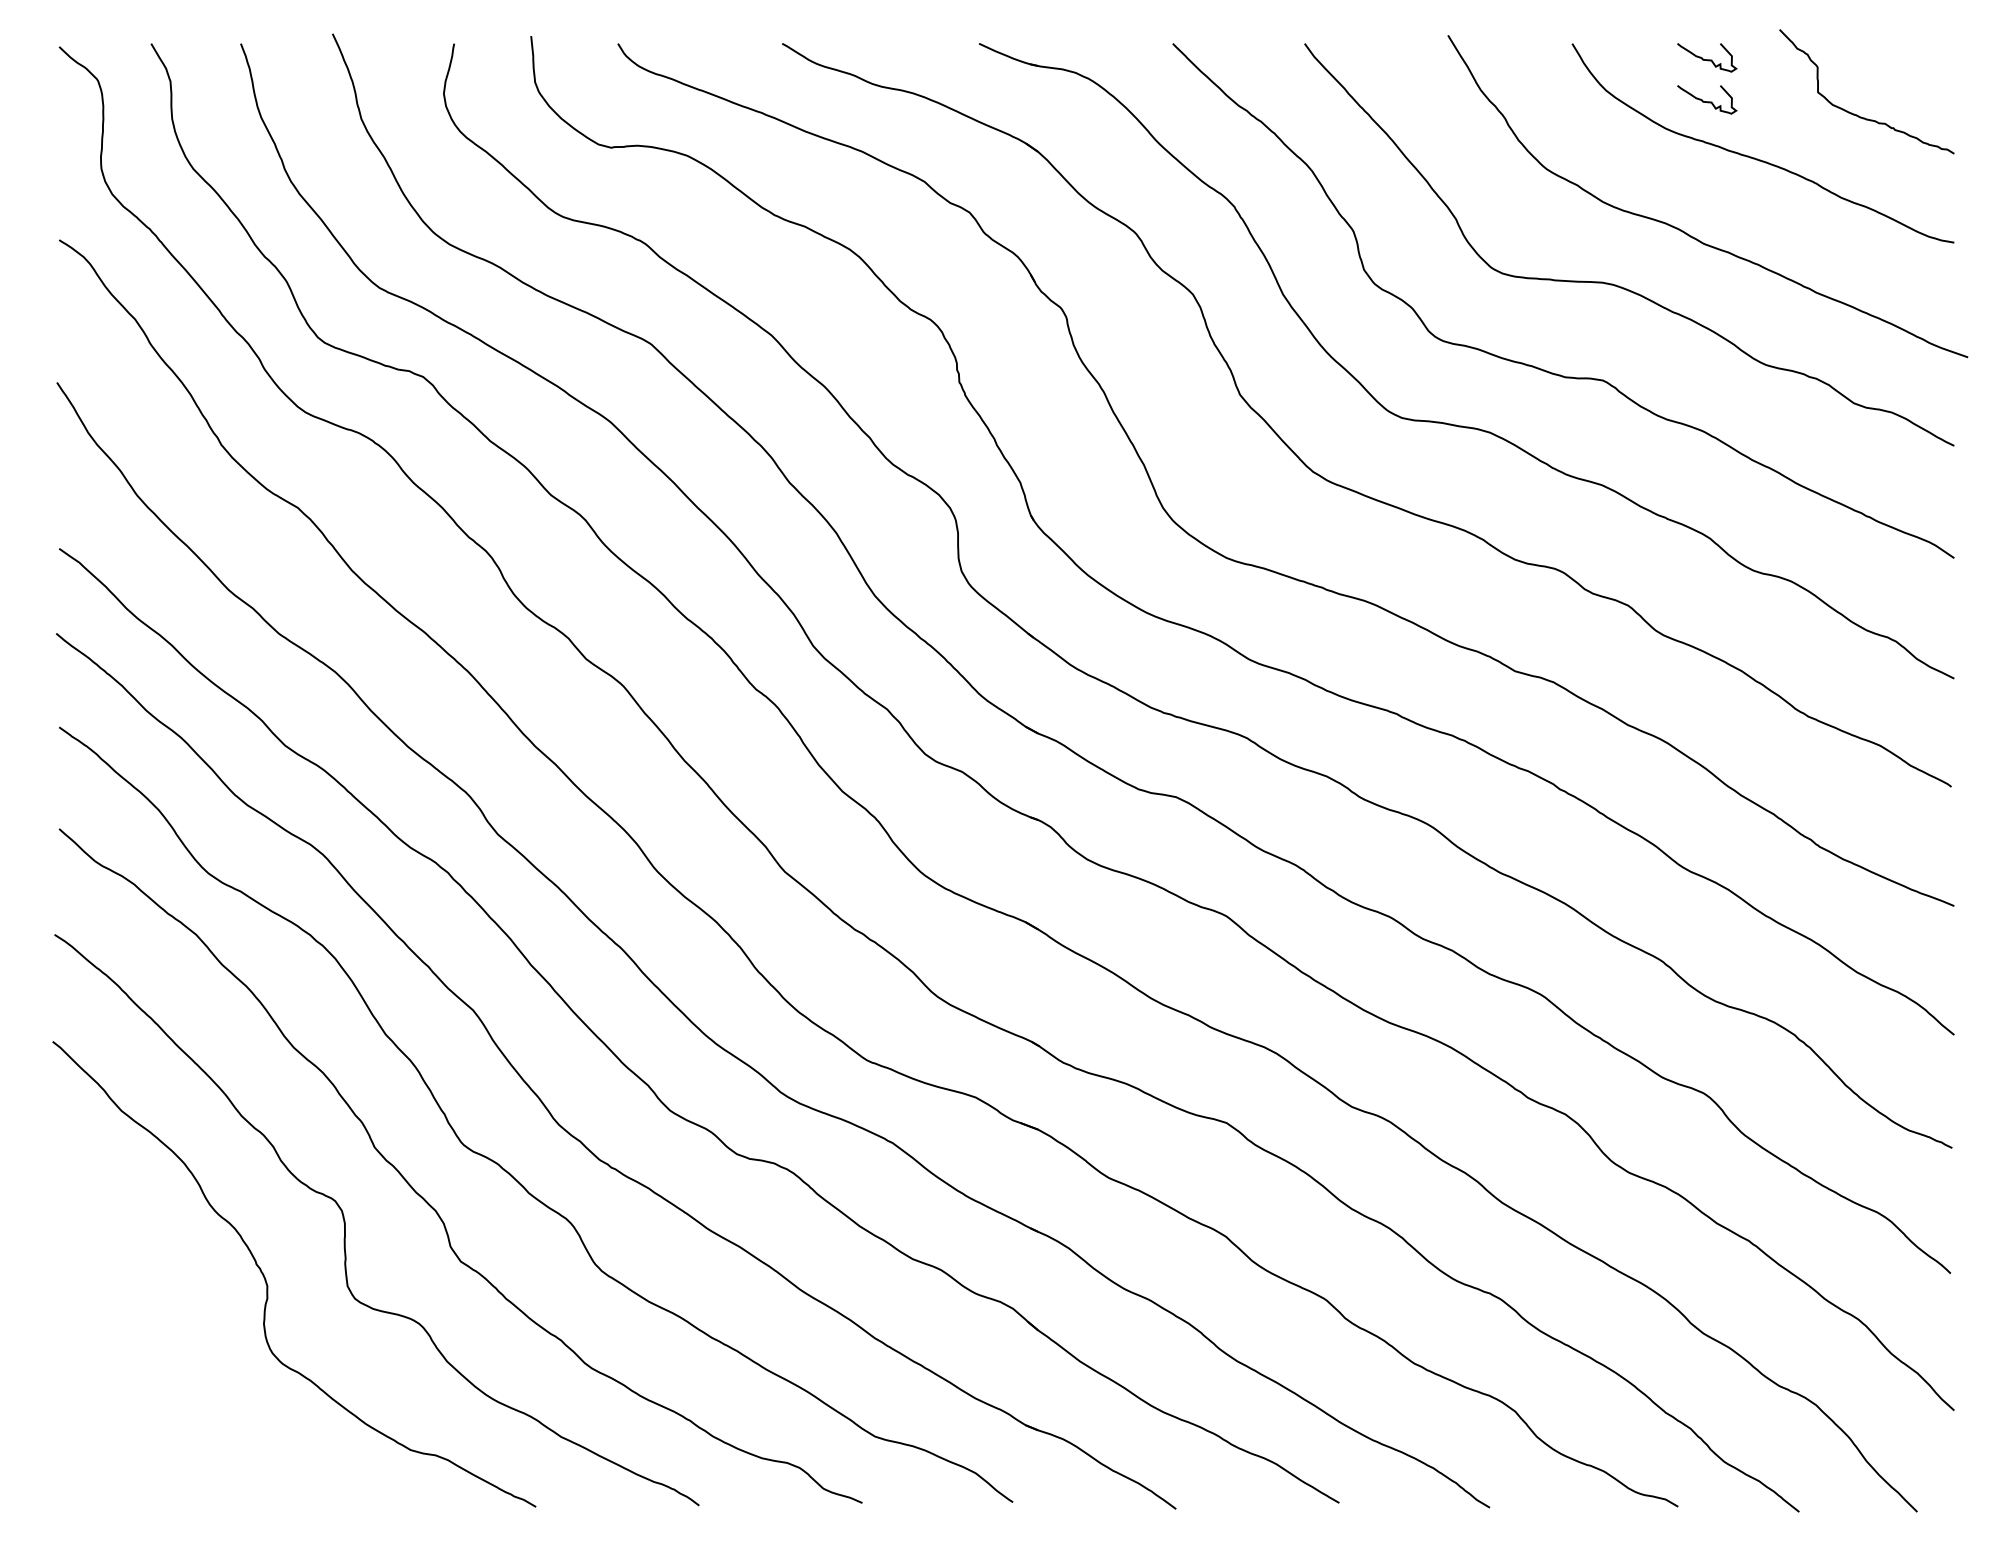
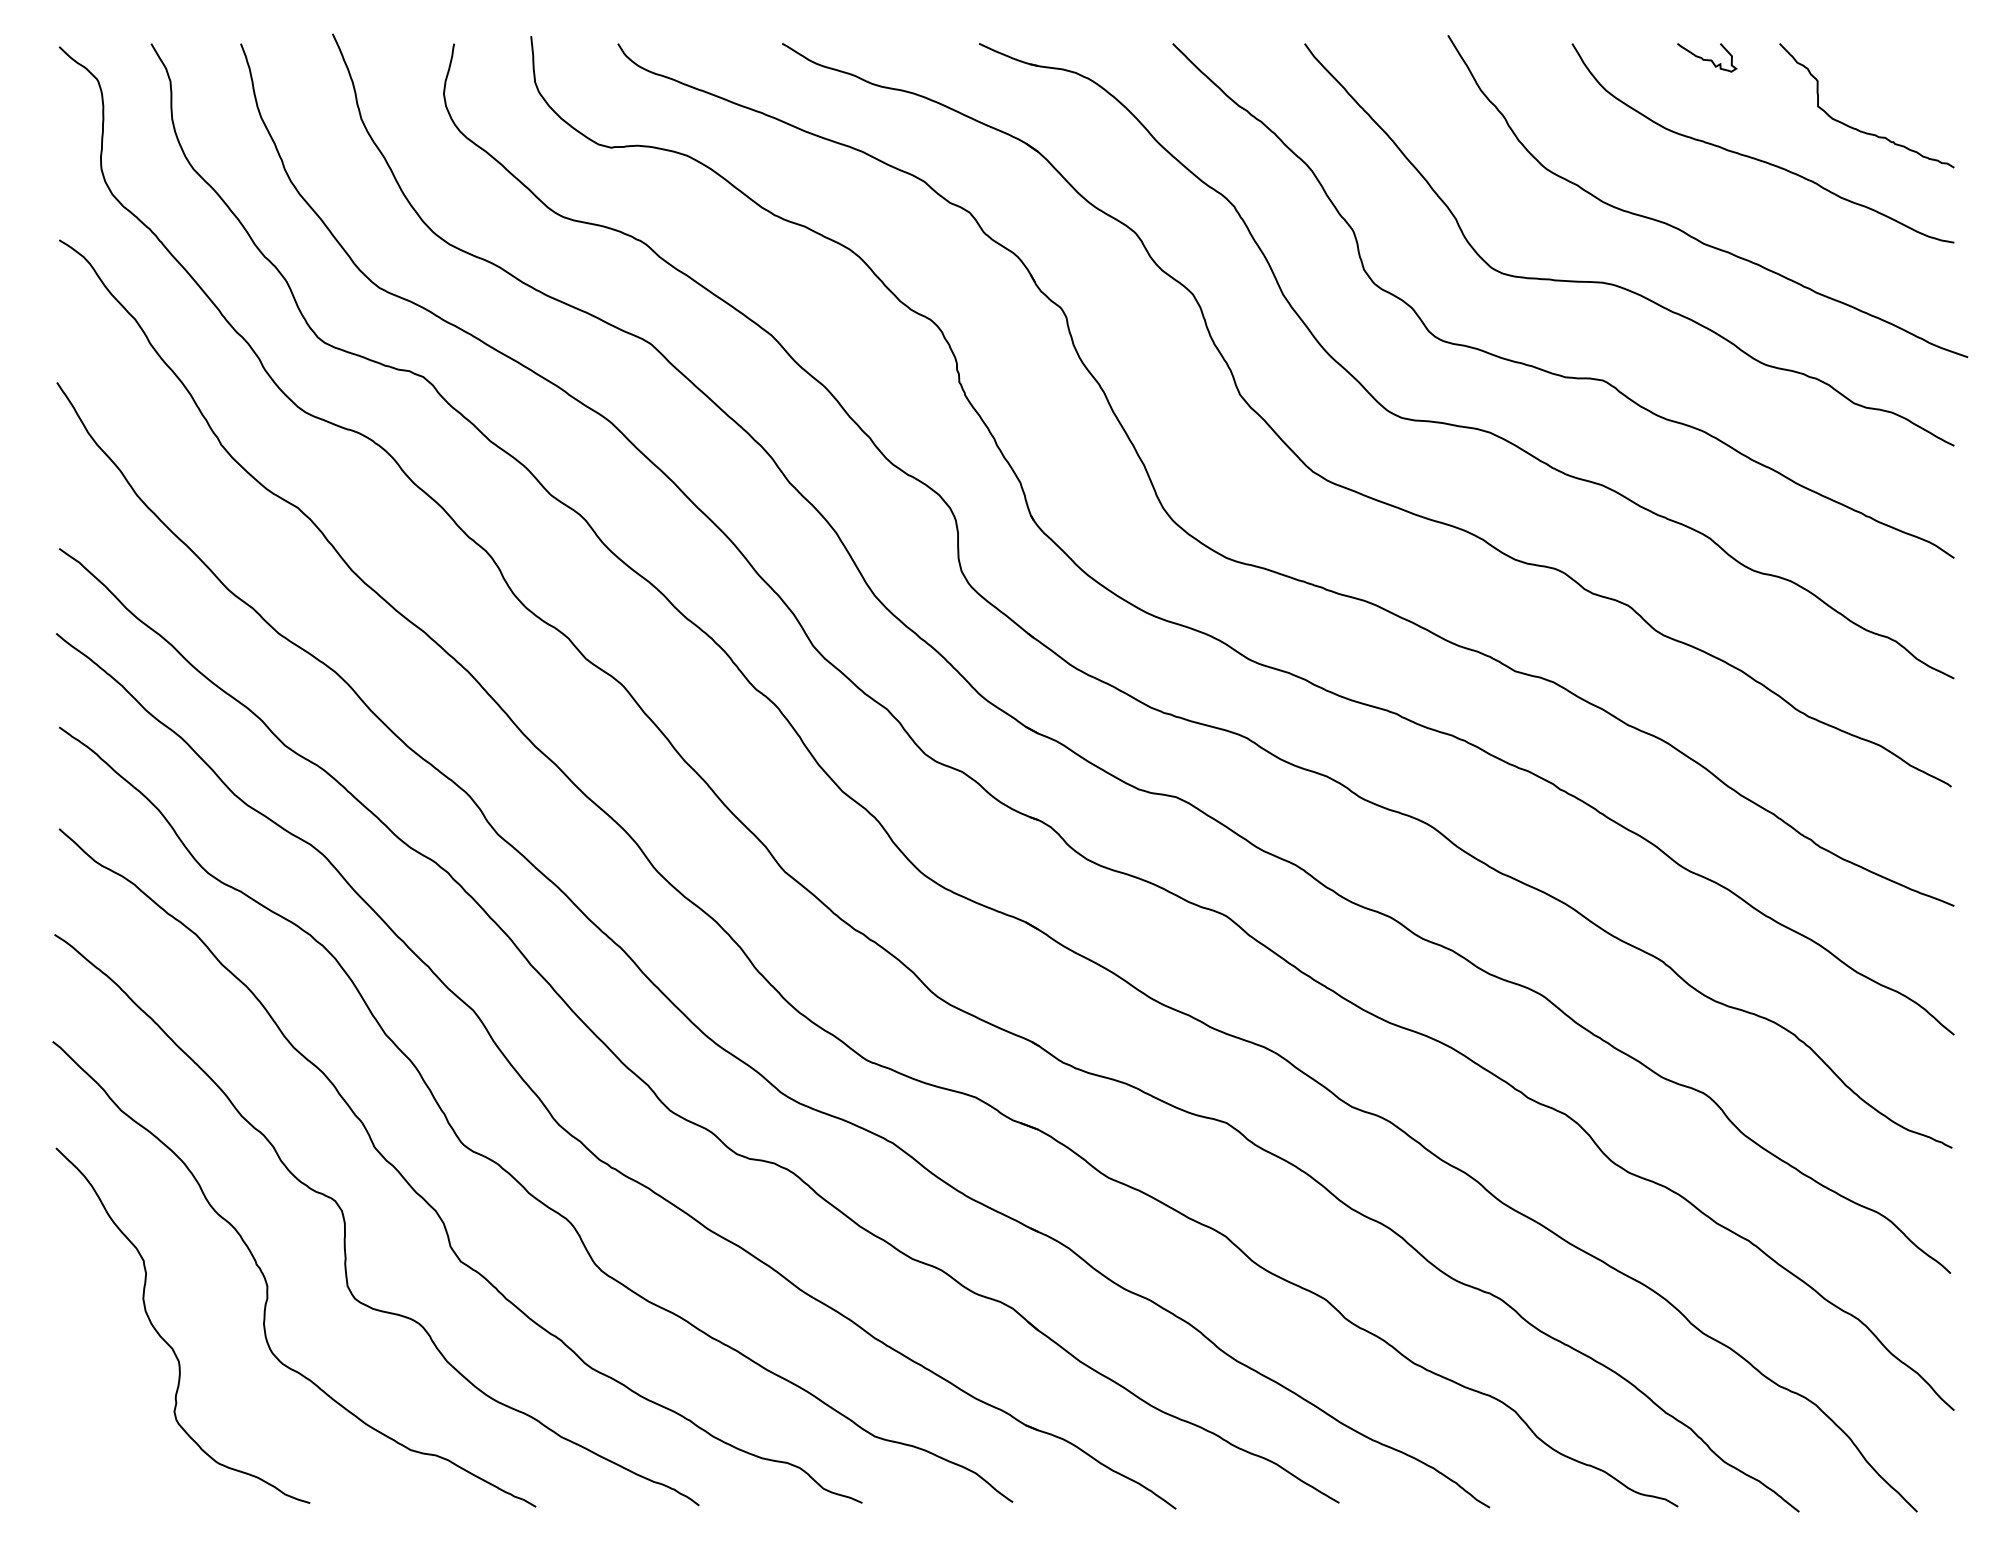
curve: present -> none (1707, 101)
curve position: (1857, 114) -> (1857, 128) (1857, 128)
curve: none -> present (166, 1341)
